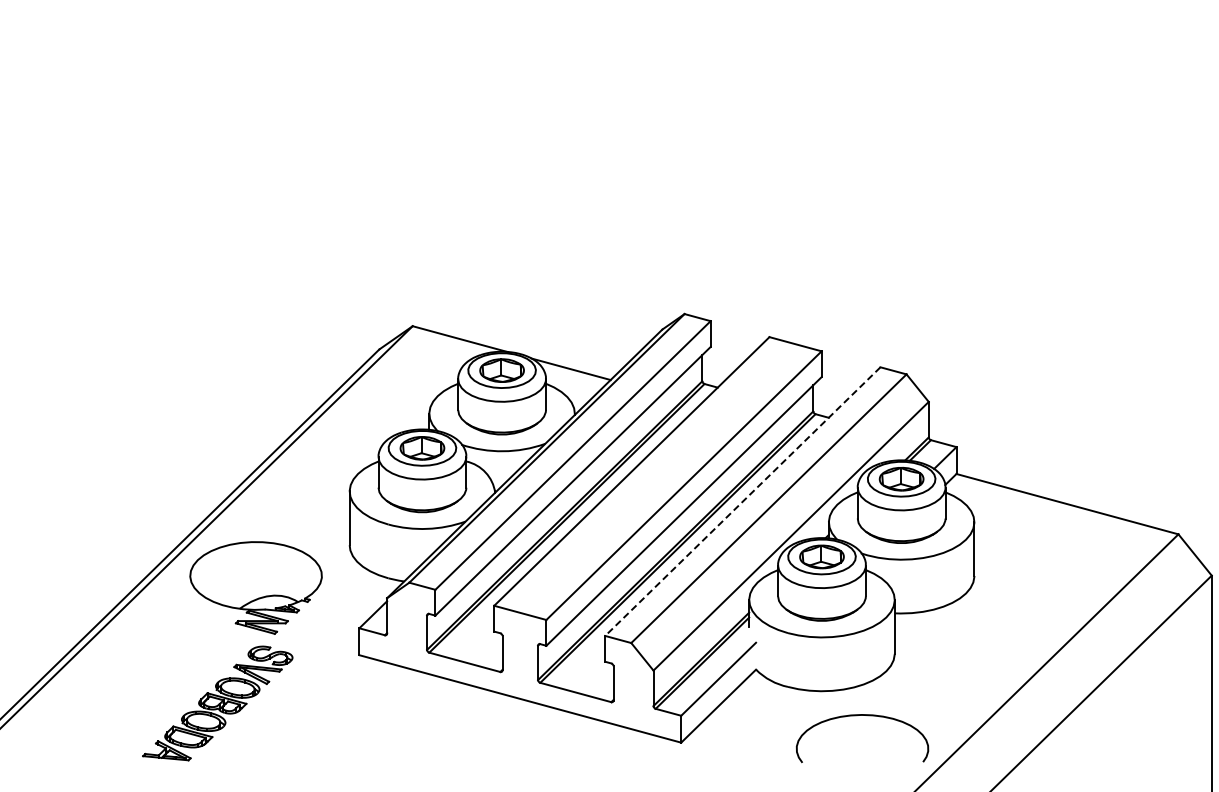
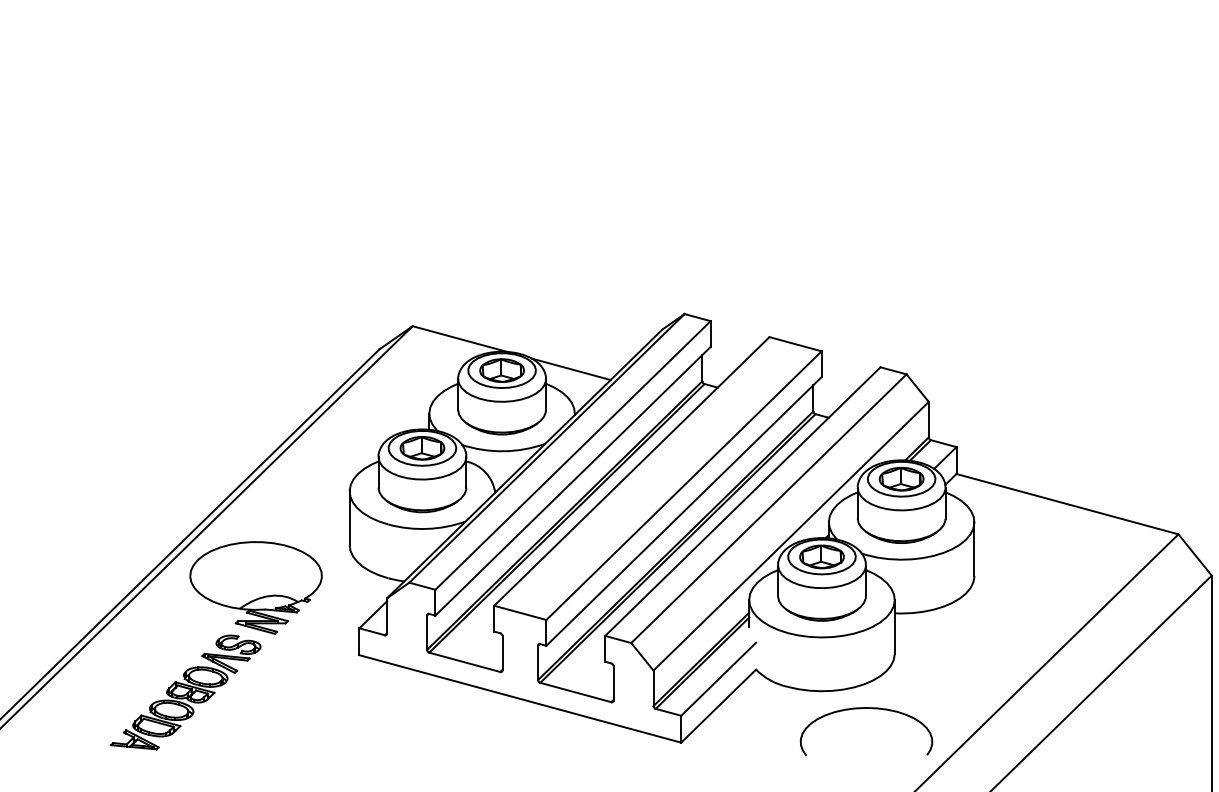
line: dashed -> solid (742, 501)
part position: (217, 703) -> (185, 692) (185, 692)
curve position: (856, 716) -> (860, 709) (860, 709)
